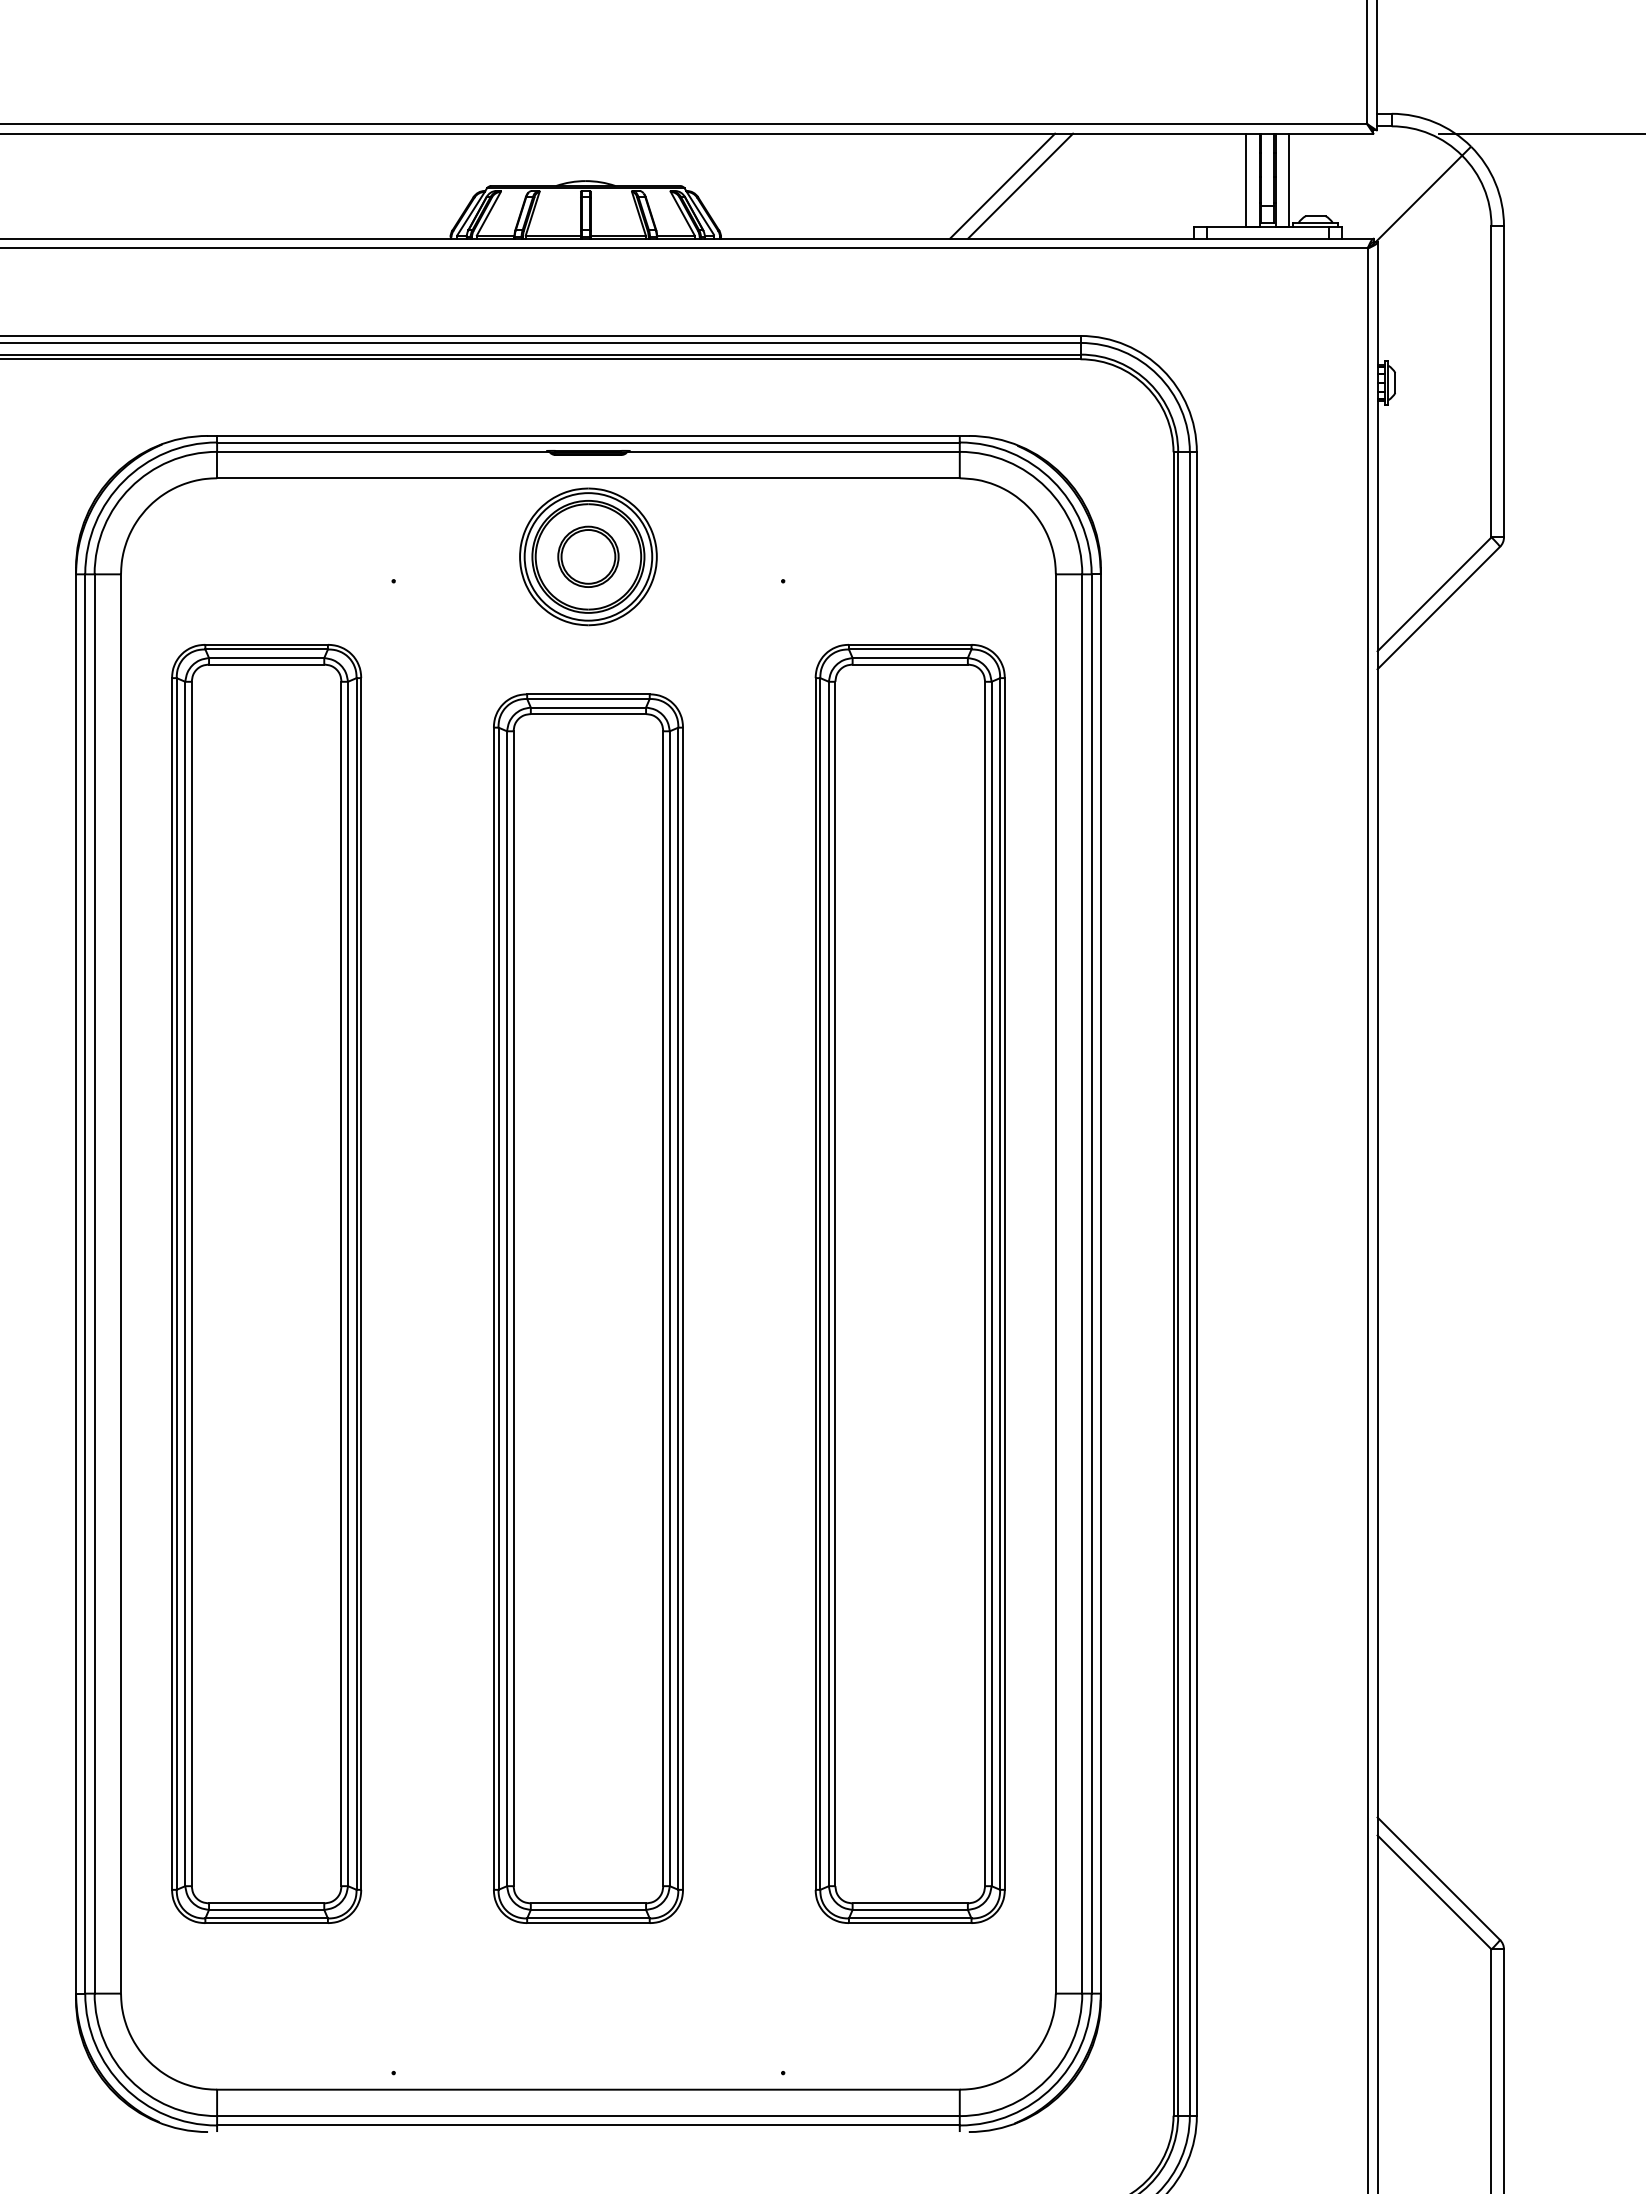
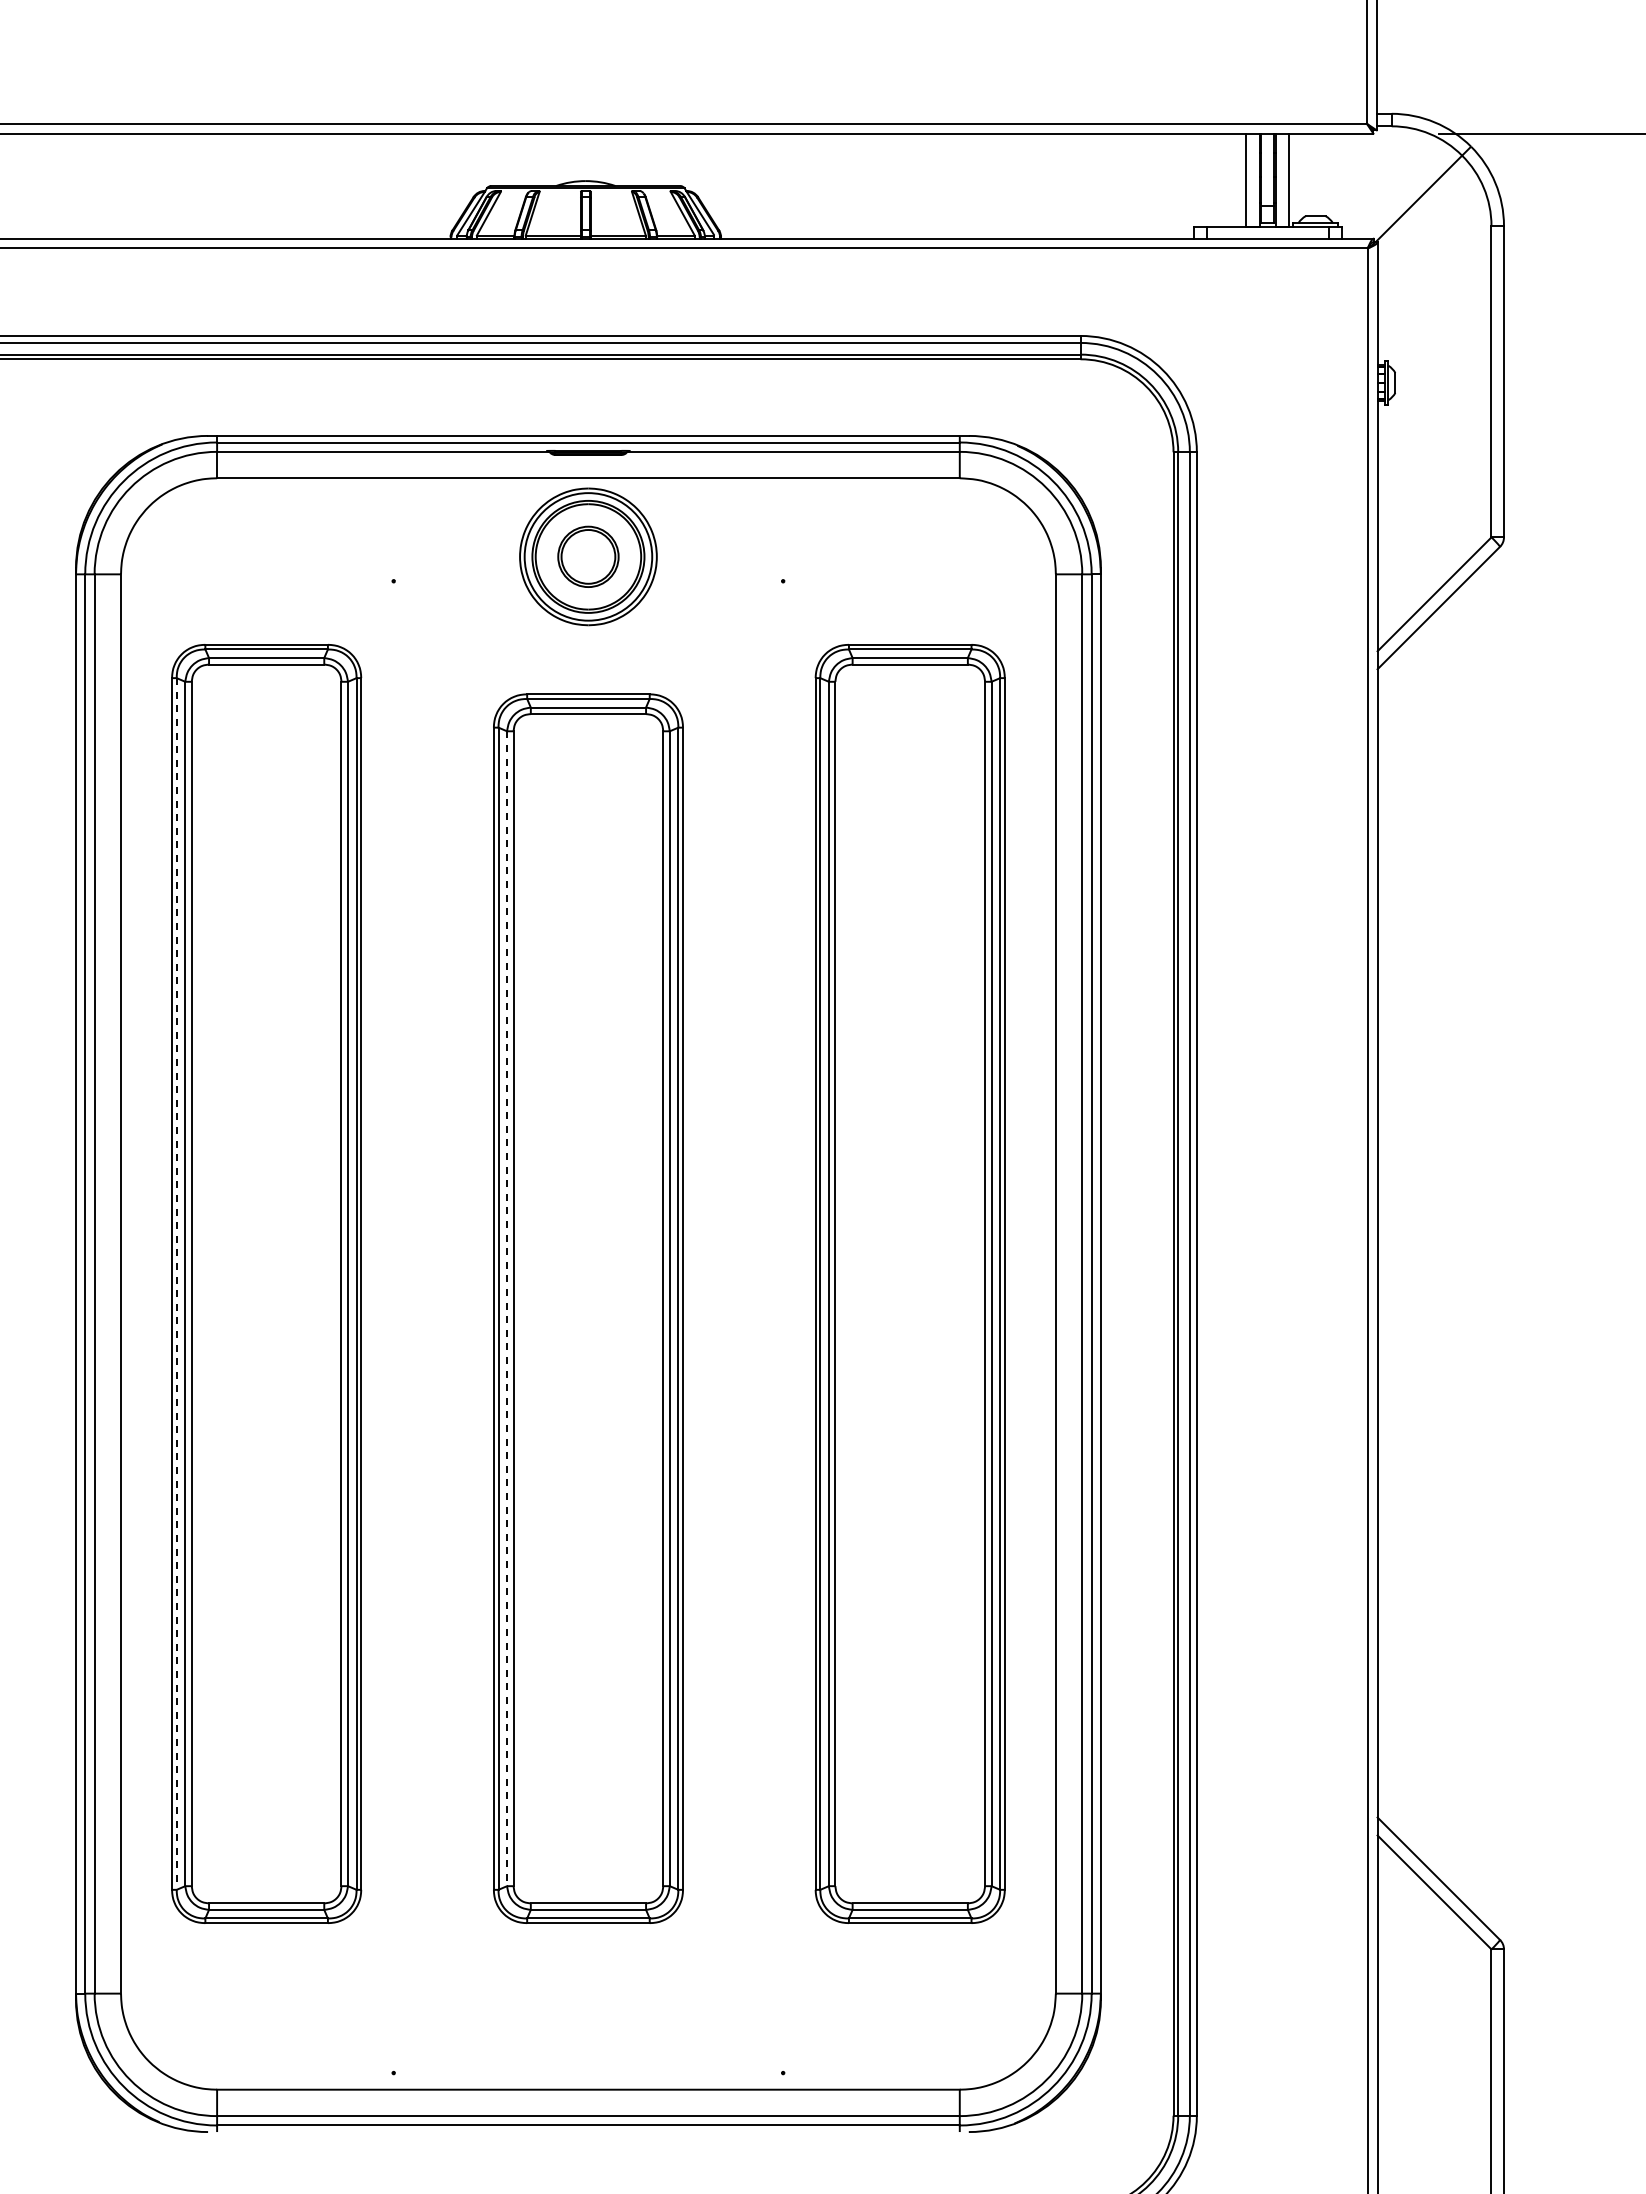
line: present -> none (1002, 185)
line: present -> none (1020, 185)
line: solid -> dashed (176, 1283)
line: solid -> dashed (507, 1309)
